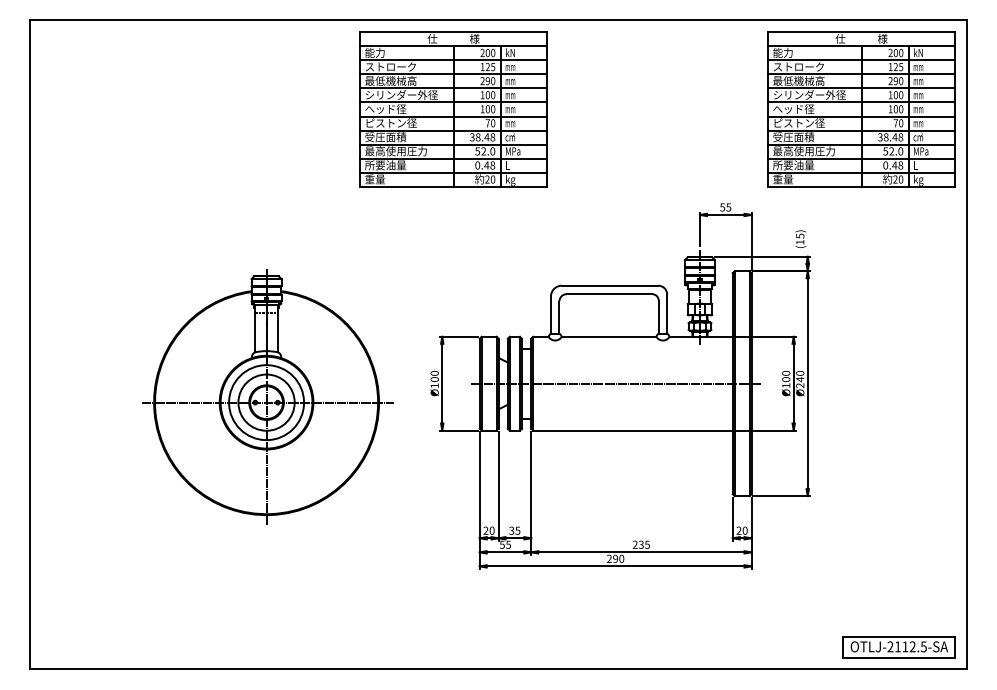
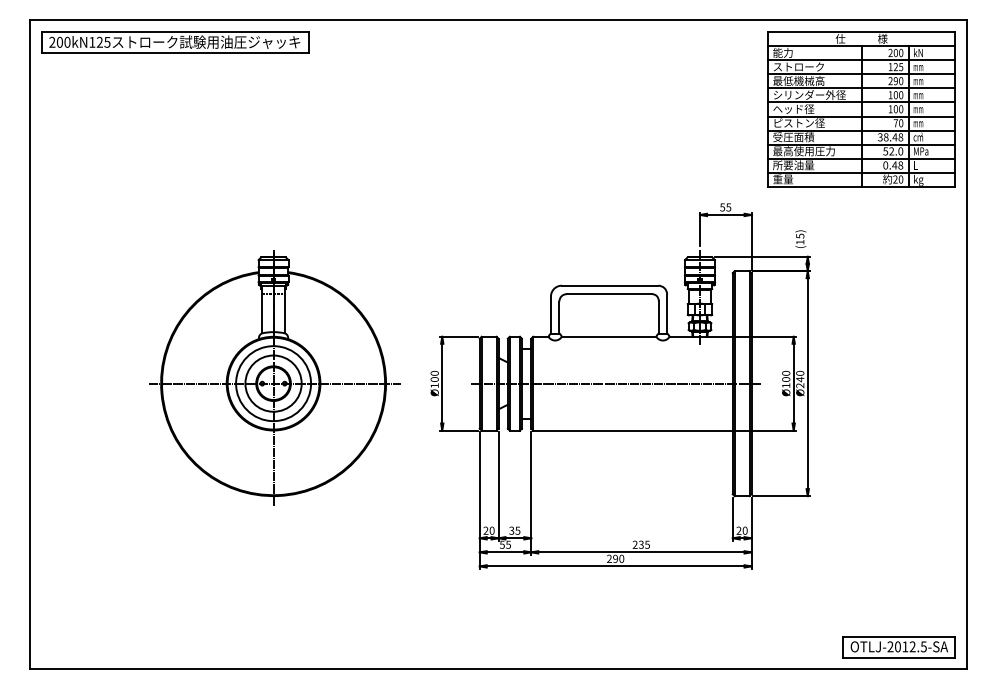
part: none -> present (175, 42)
part: present -> none (453, 109)
part position: (267, 396) -> (274, 377) (274, 377)
text: OTLJ-2112.5-SA -> OTLJ-2012.5-SA (897, 646)
